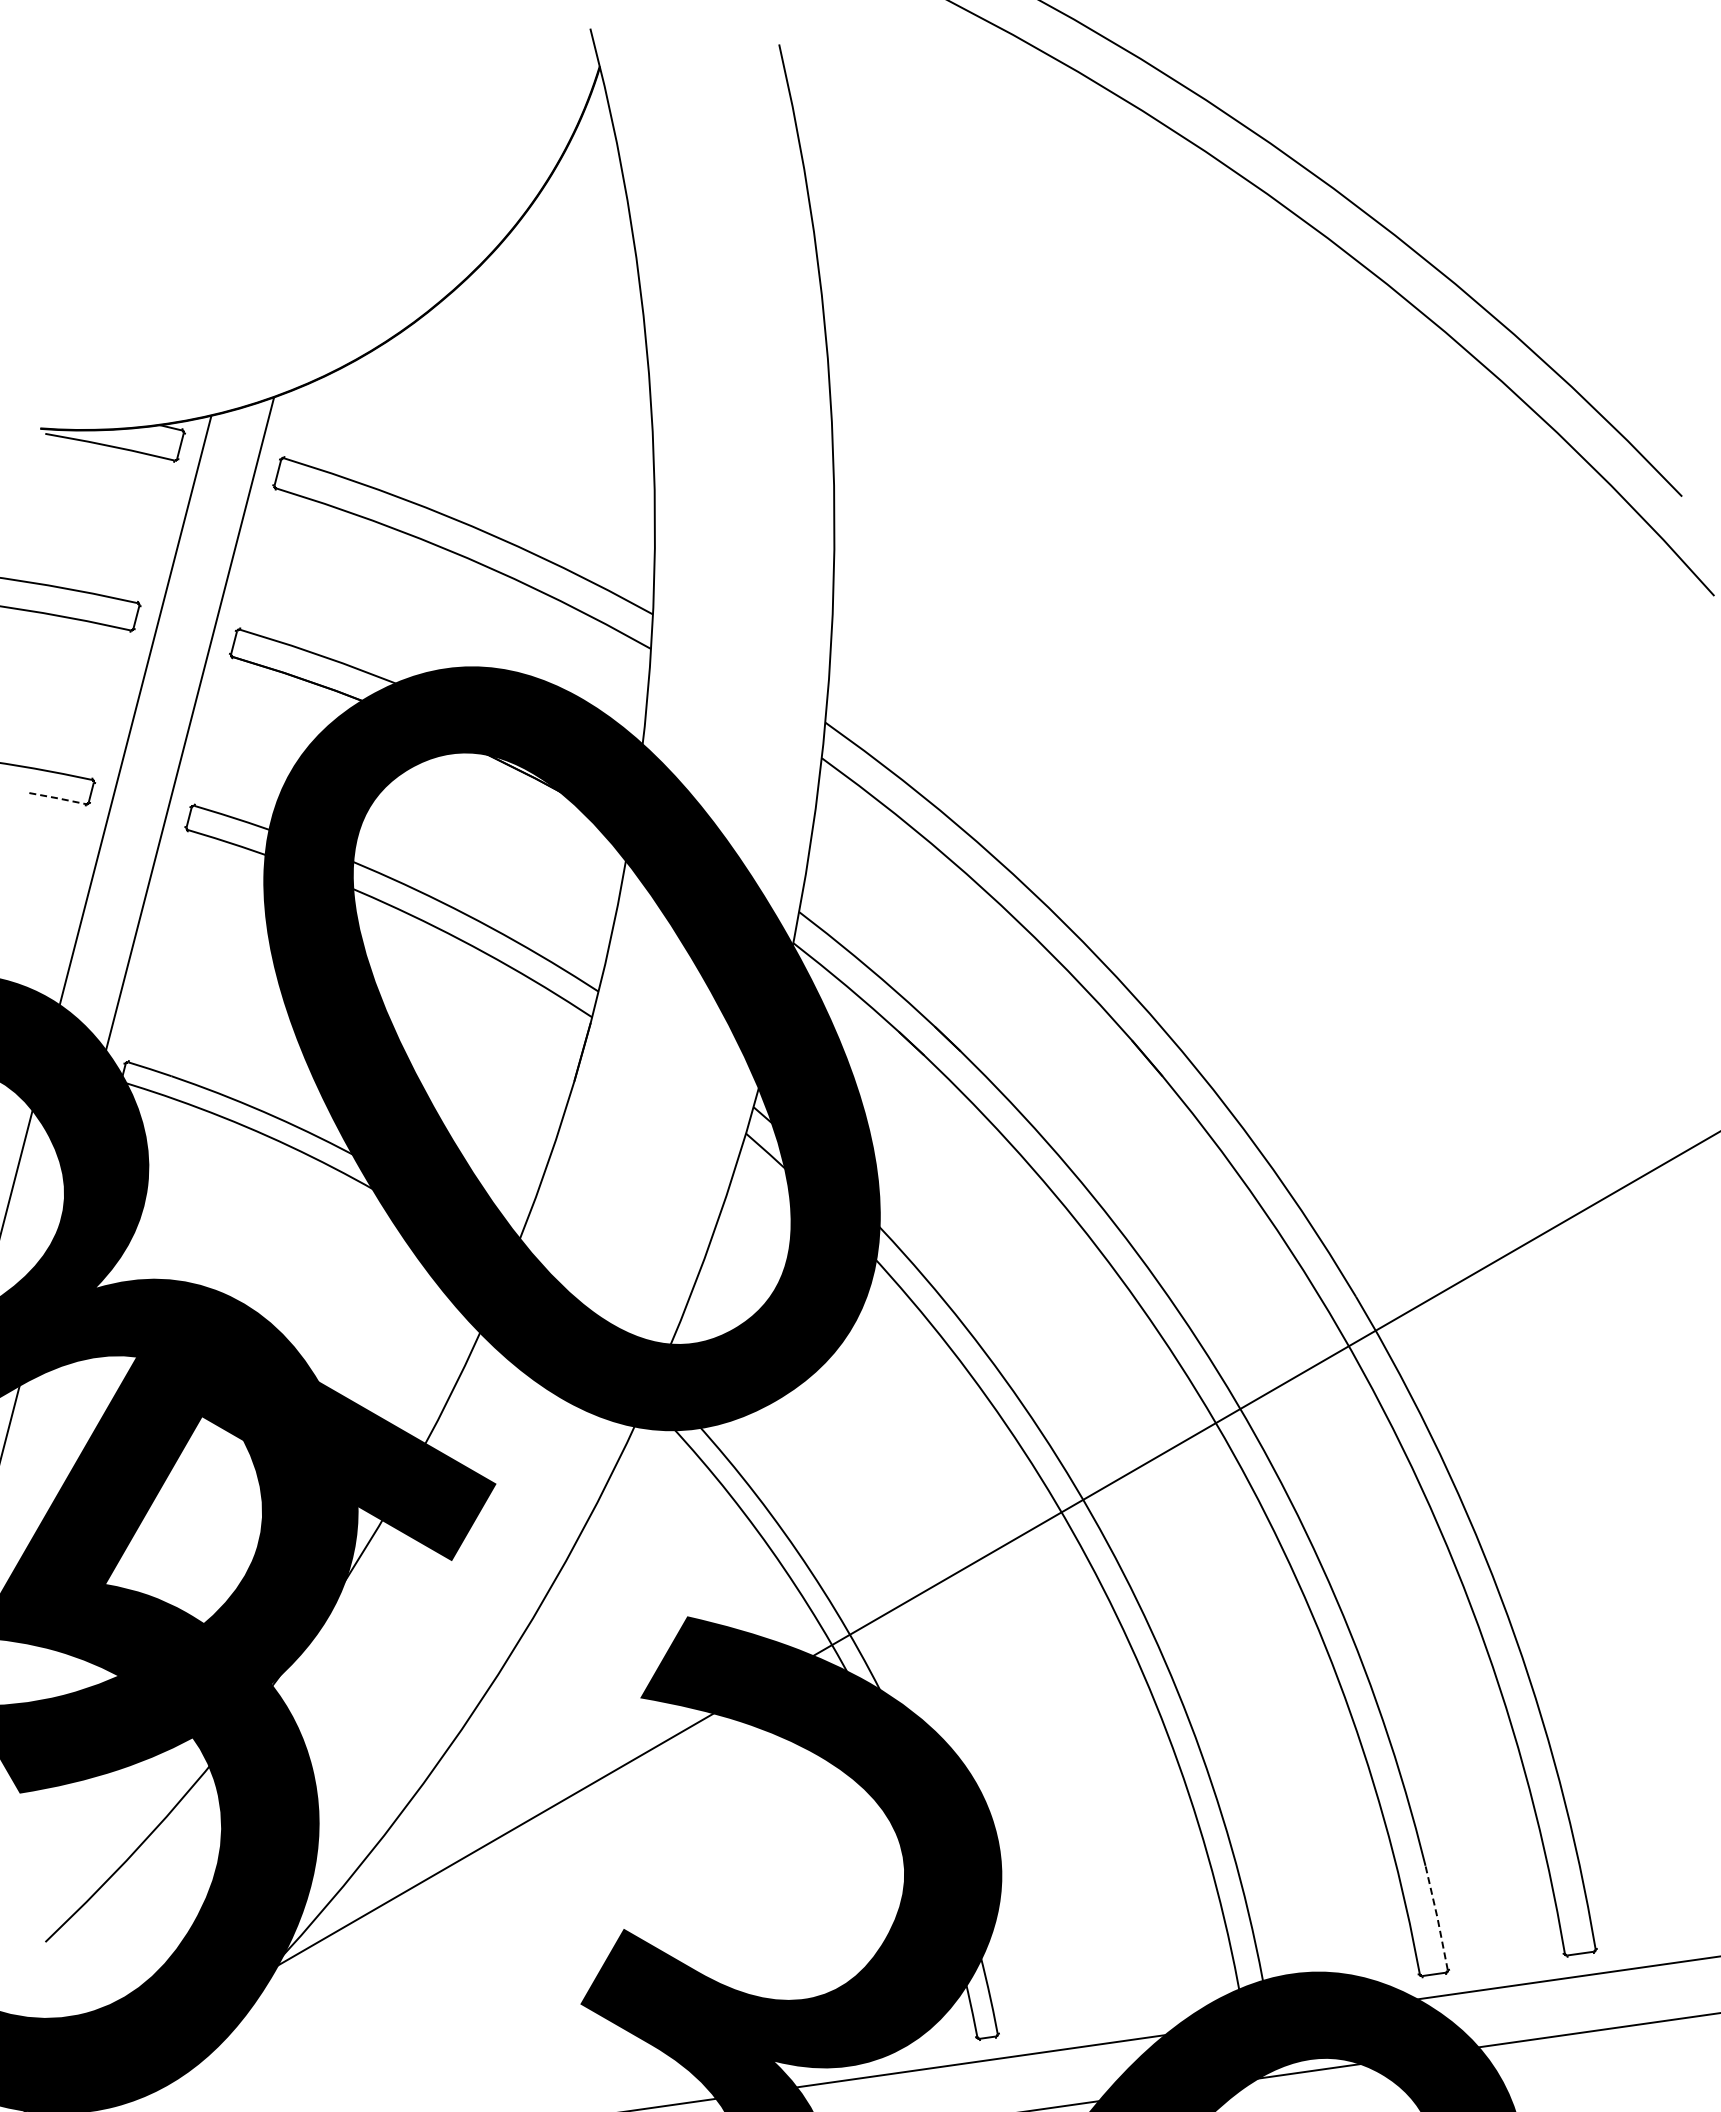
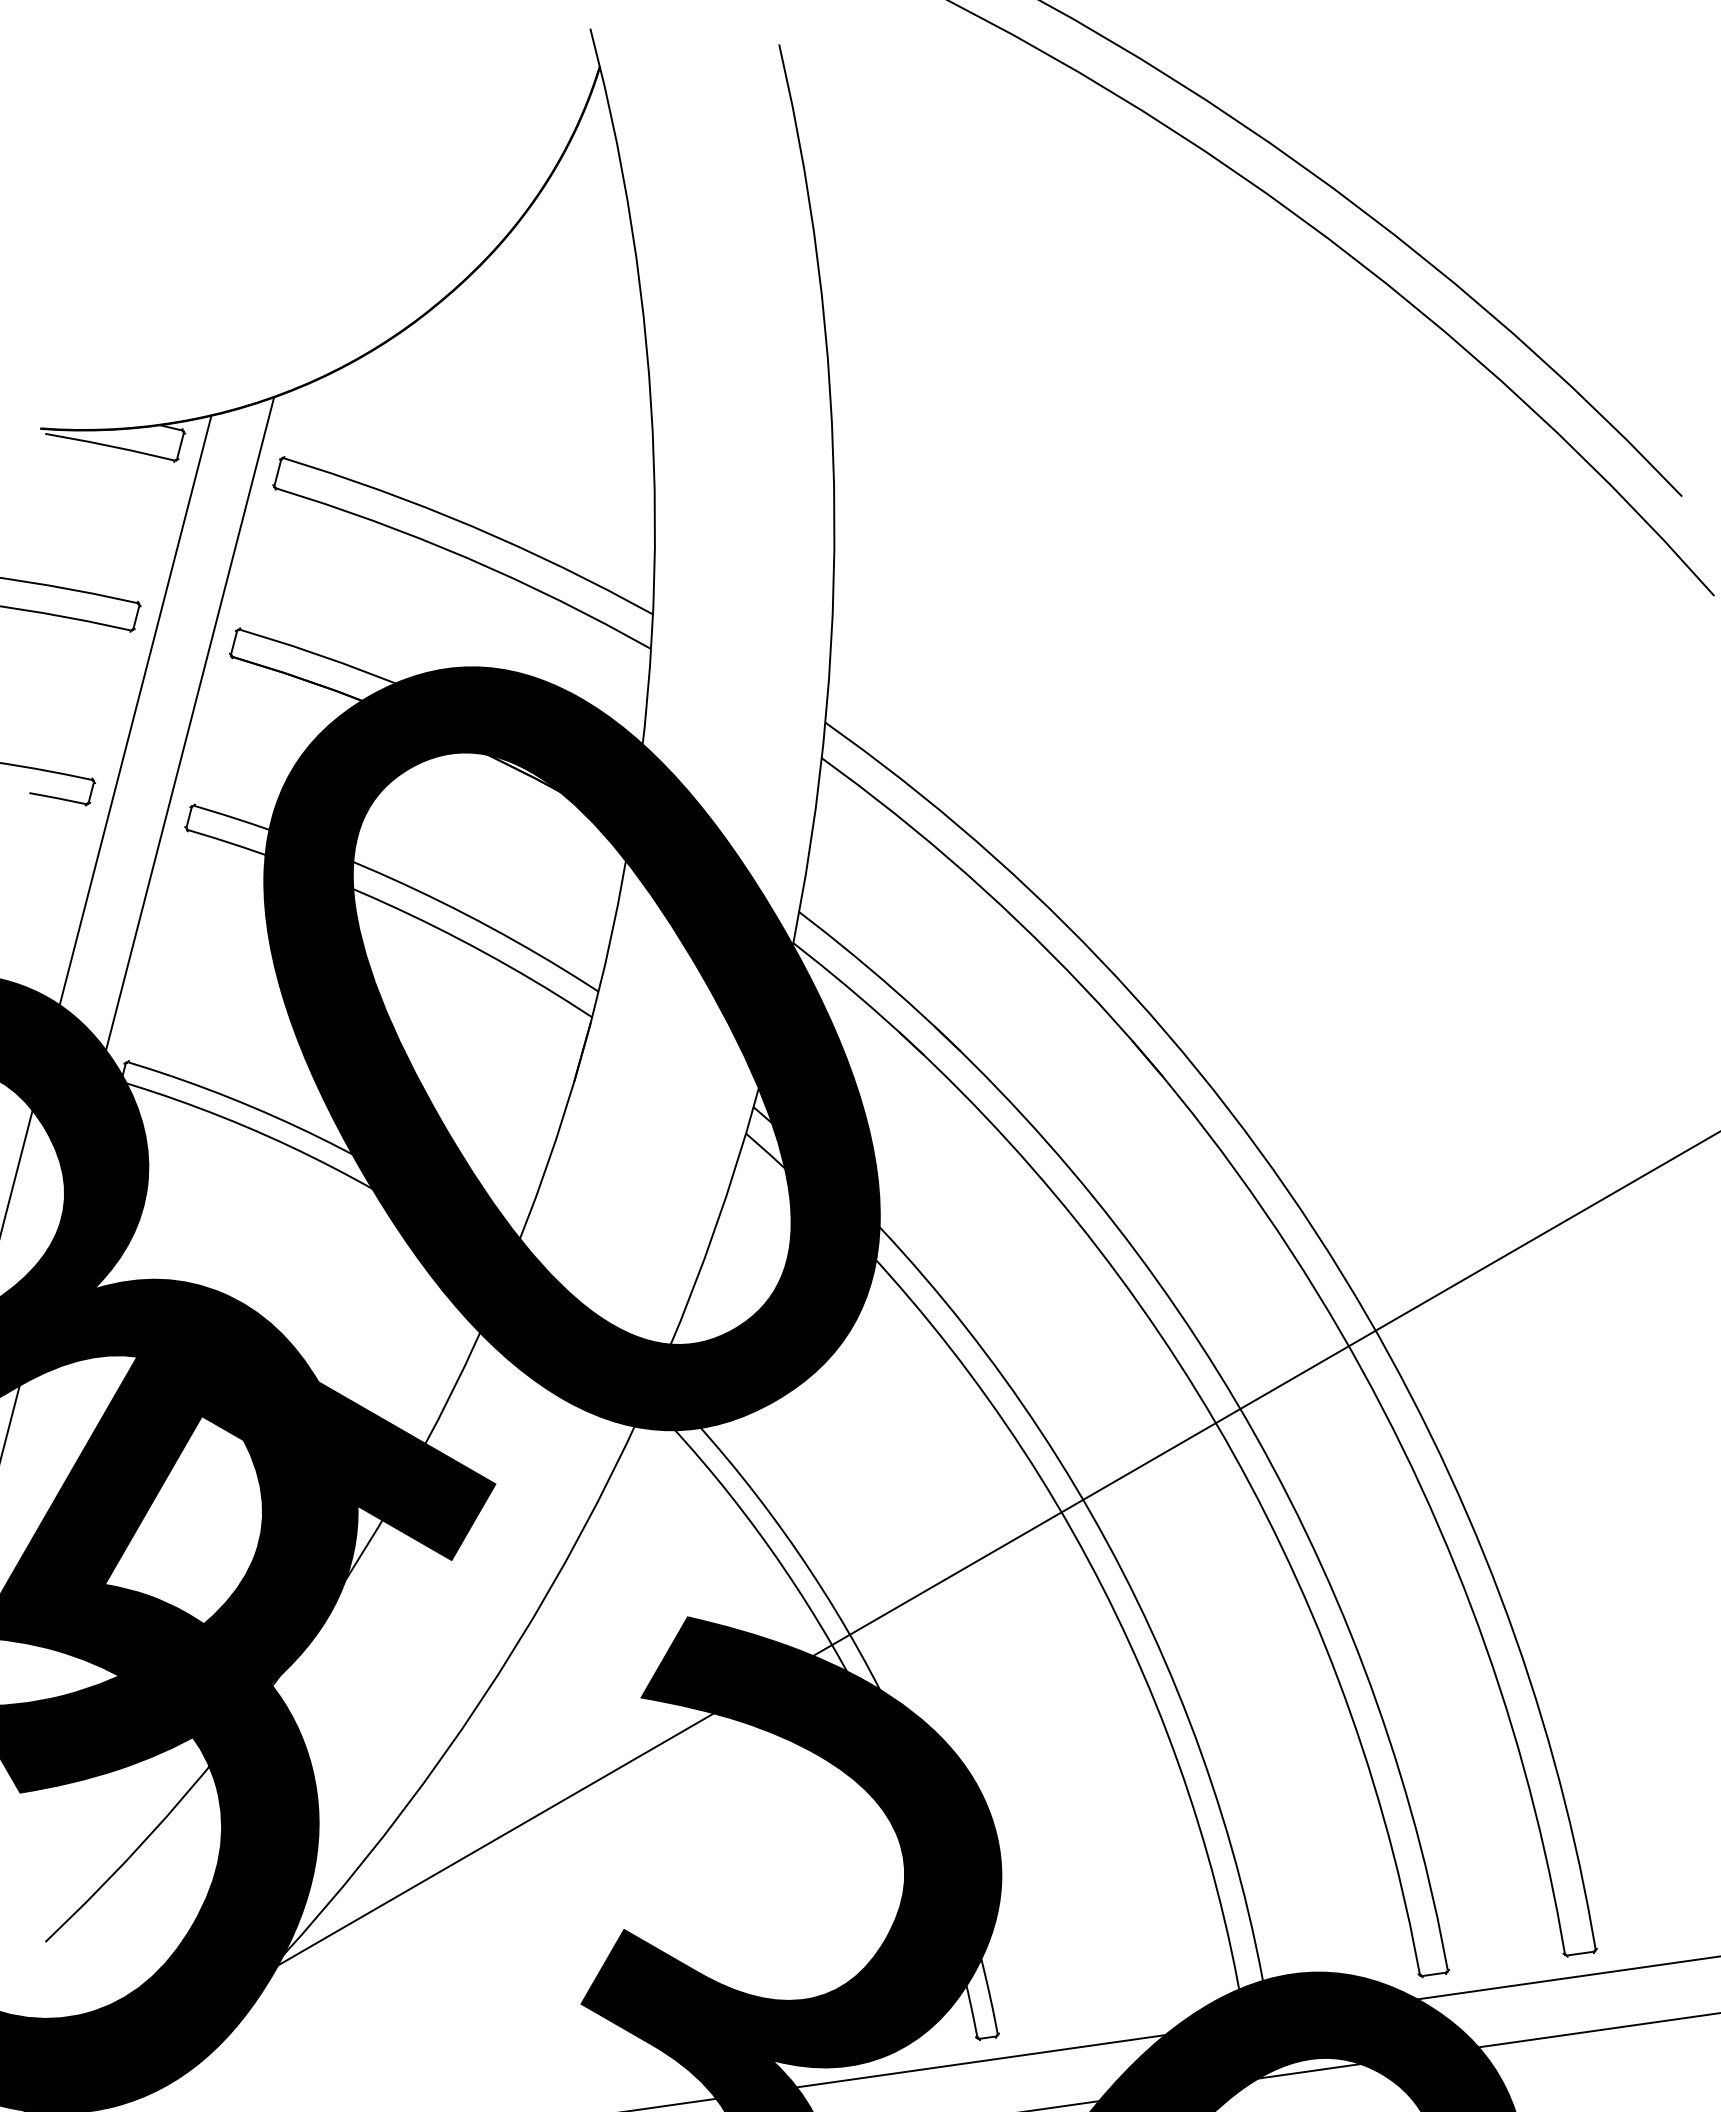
line: dashed -> solid (57, 798)
line: dashed -> solid (1437, 1917)
